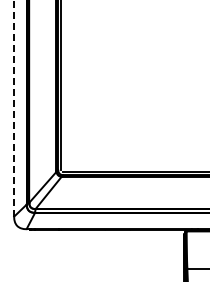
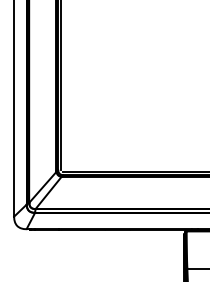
line: dashed -> solid (14, 108)
